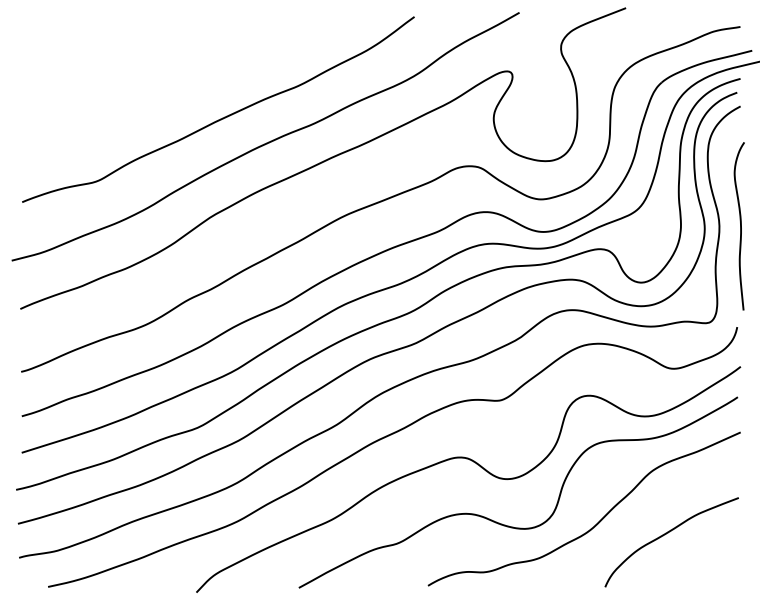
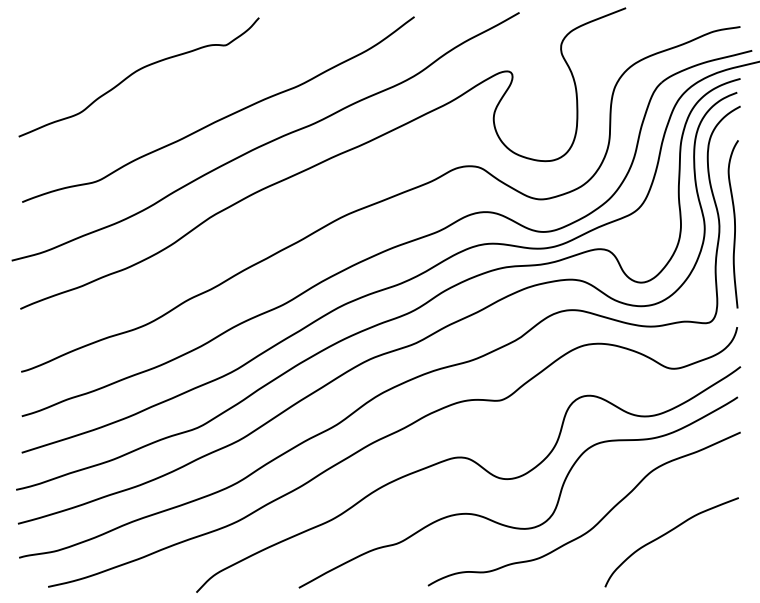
curve: none -> present (136, 72)
curve position: (740, 226) -> (734, 224) (734, 224)
